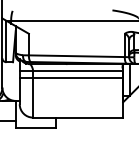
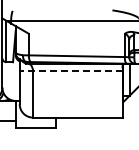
line: solid -> dashed (70, 70)
line: present -> none (70, 77)
